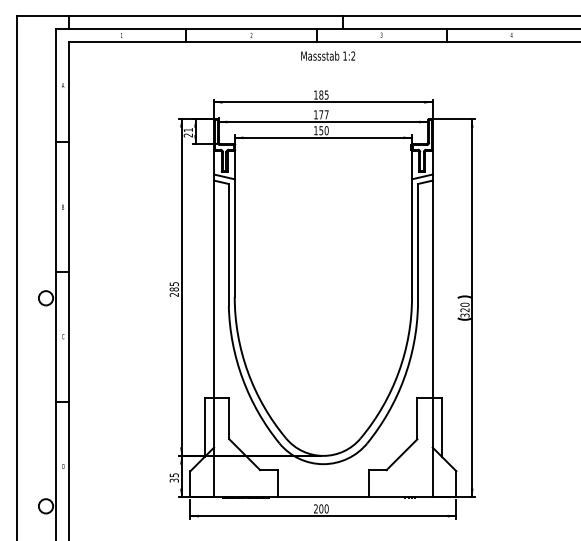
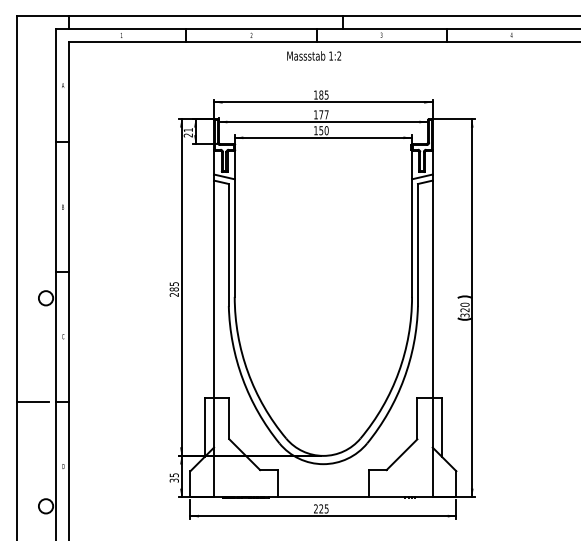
text position: (328, 55) -> (314, 55) (314, 55)
line: none -> present (32, 402)
text: 200 -> 225 (323, 508)
